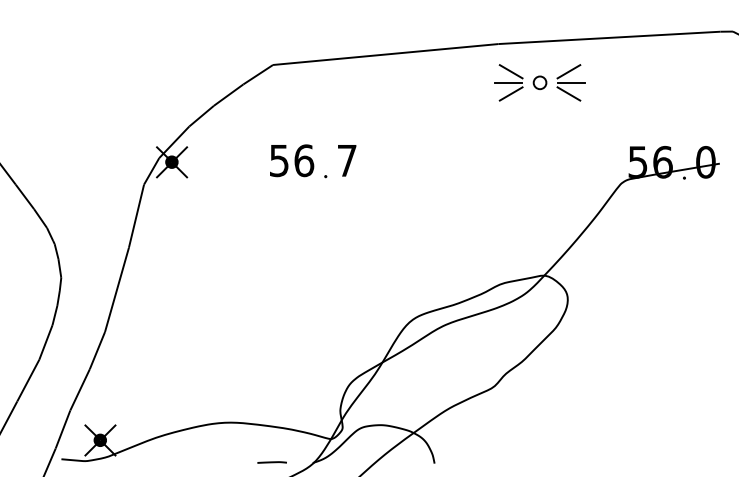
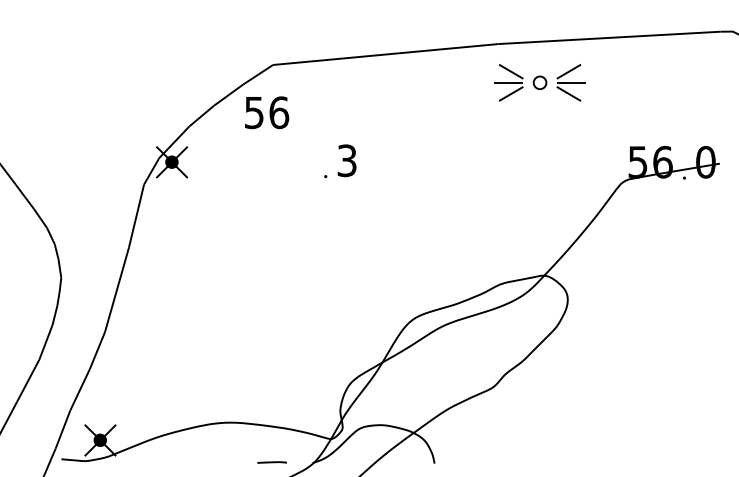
text position: (292, 160) -> (267, 112) (267, 112)
text: 7 -> 3 (346, 160)
